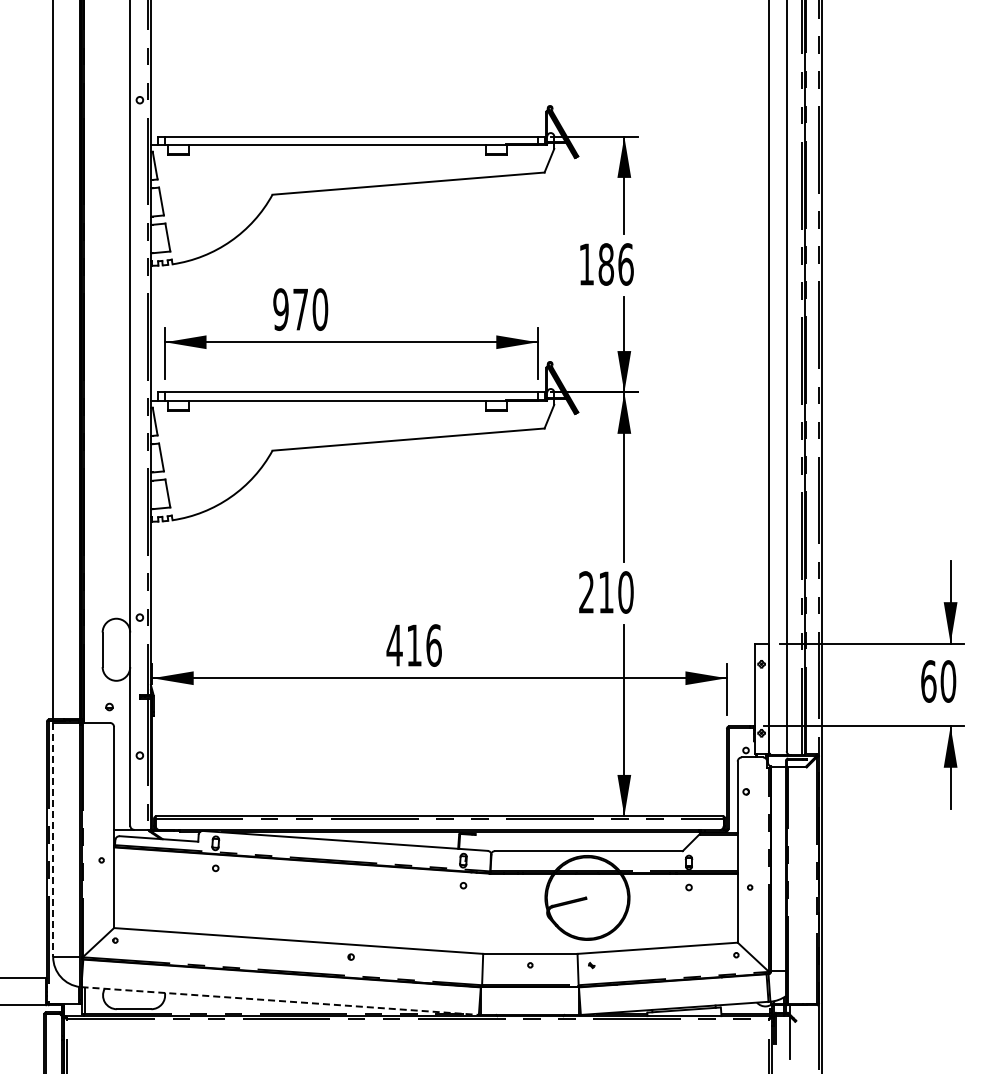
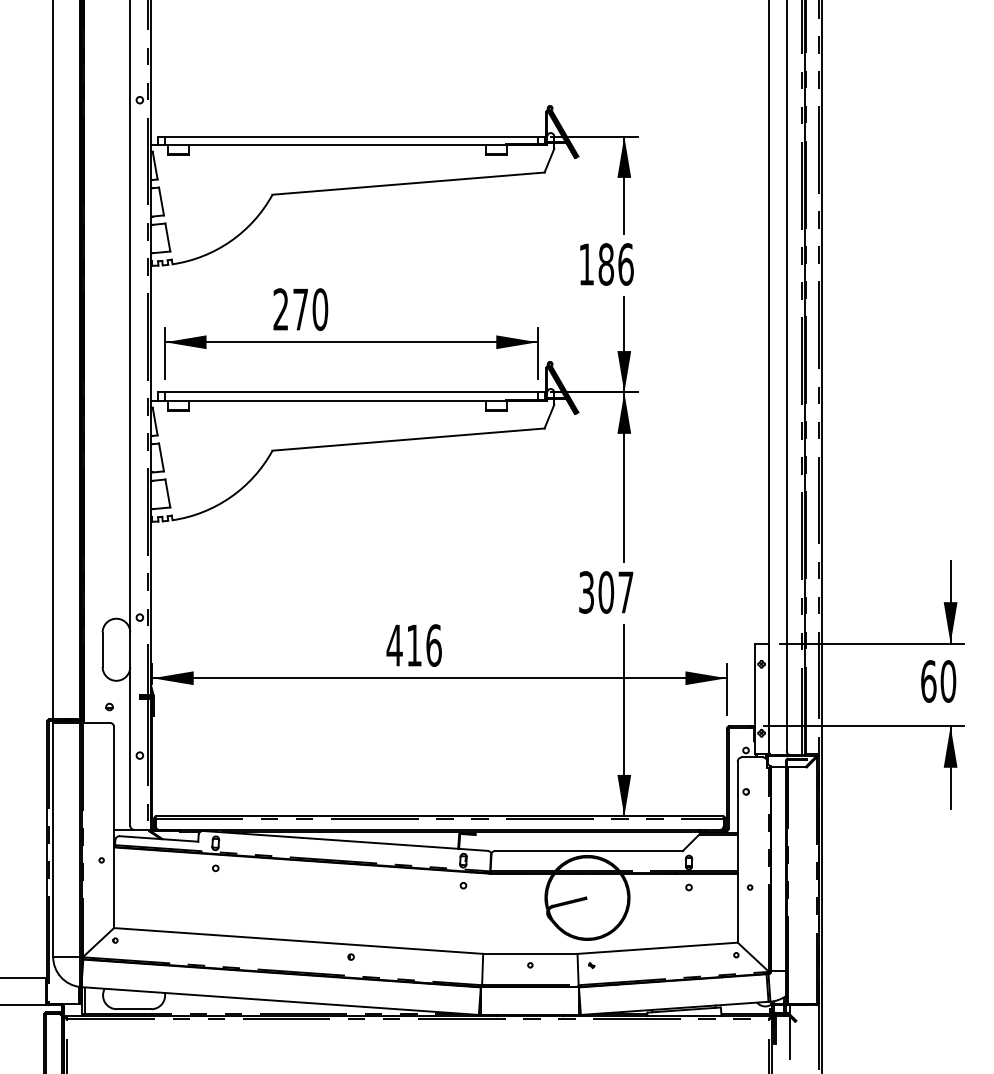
text: 970 -> 270 (280, 309)
text: 210 -> 307 (606, 592)
line: dashed -> solid (53, 840)
line: dashed -> solid (280, 1001)
